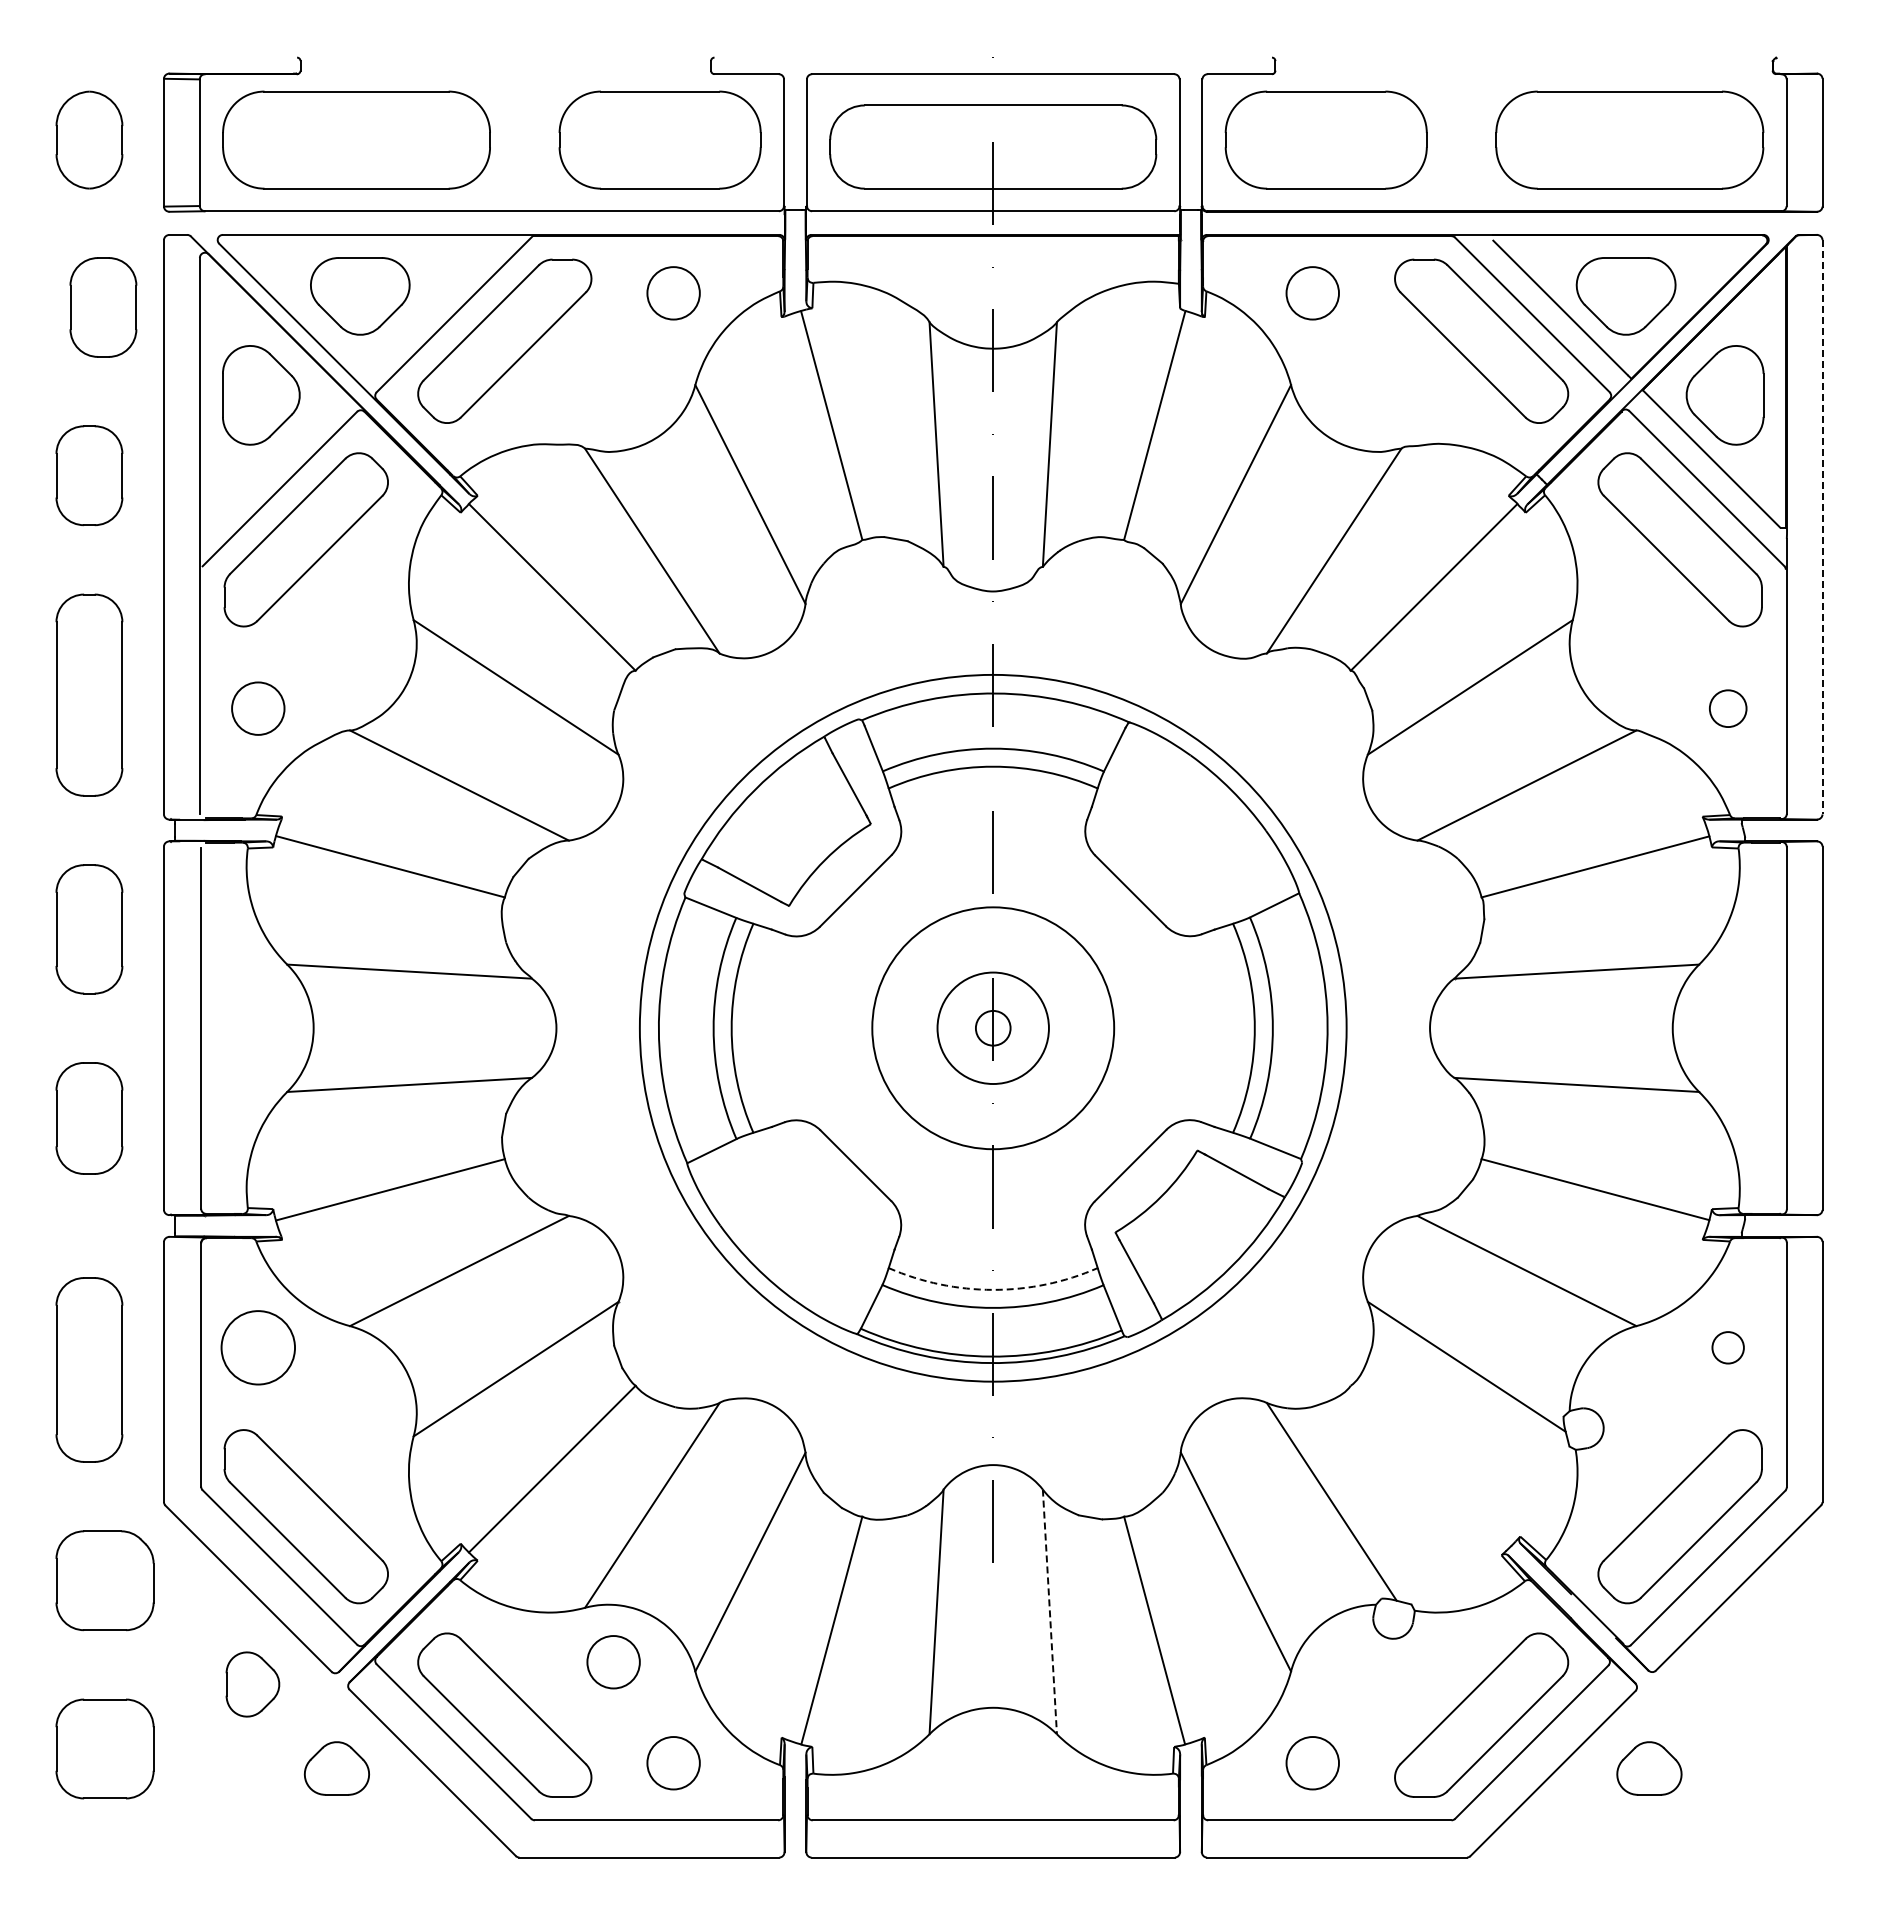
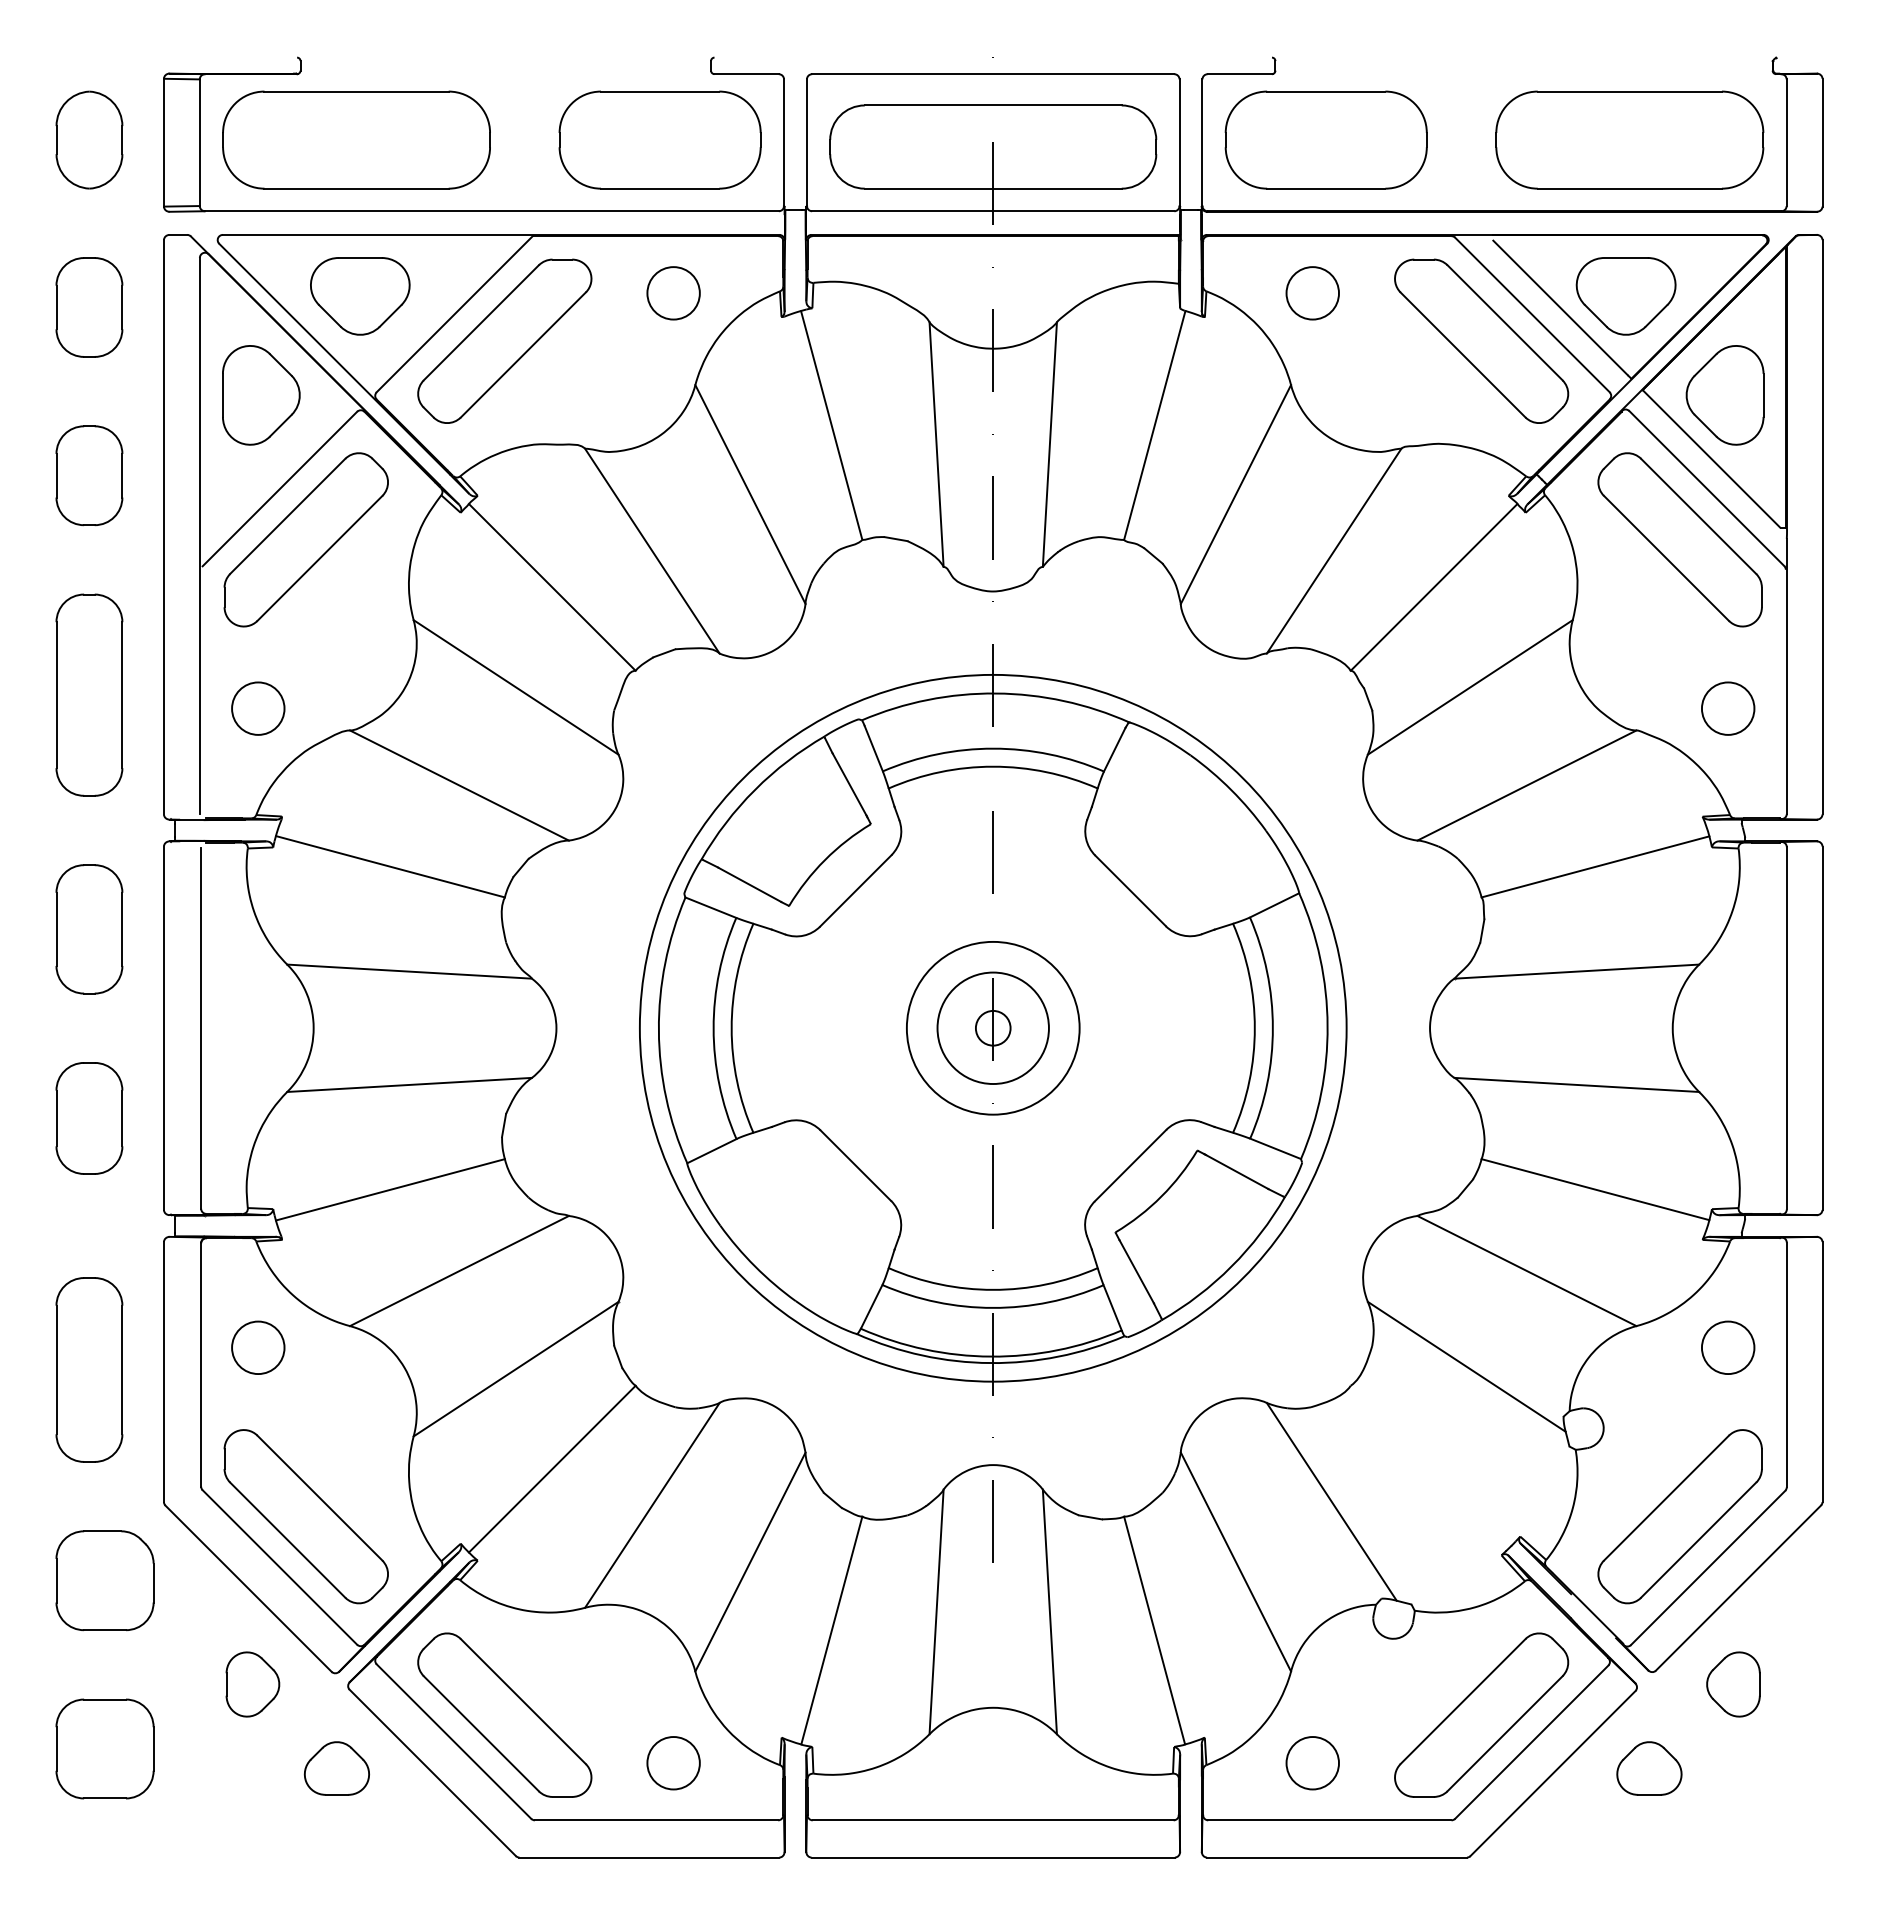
part position: (103, 307) -> (89, 307) (89, 307)
line: dashed -> solid (1822, 527)
circle diameter: 37 px -> 52 px (1727, 708)
circle diameter: 242 px -> 173 px (992, 1027)
arc: dashed -> solid (993, 1289)
circle diameter: 73 px -> 52 px (258, 1347)
circle diameter: 31 px -> 52 px (1727, 1347)
line: dashed -> solid (1049, 1611)
circle: present -> none (613, 1662)
part: none -> present (1733, 1684)
